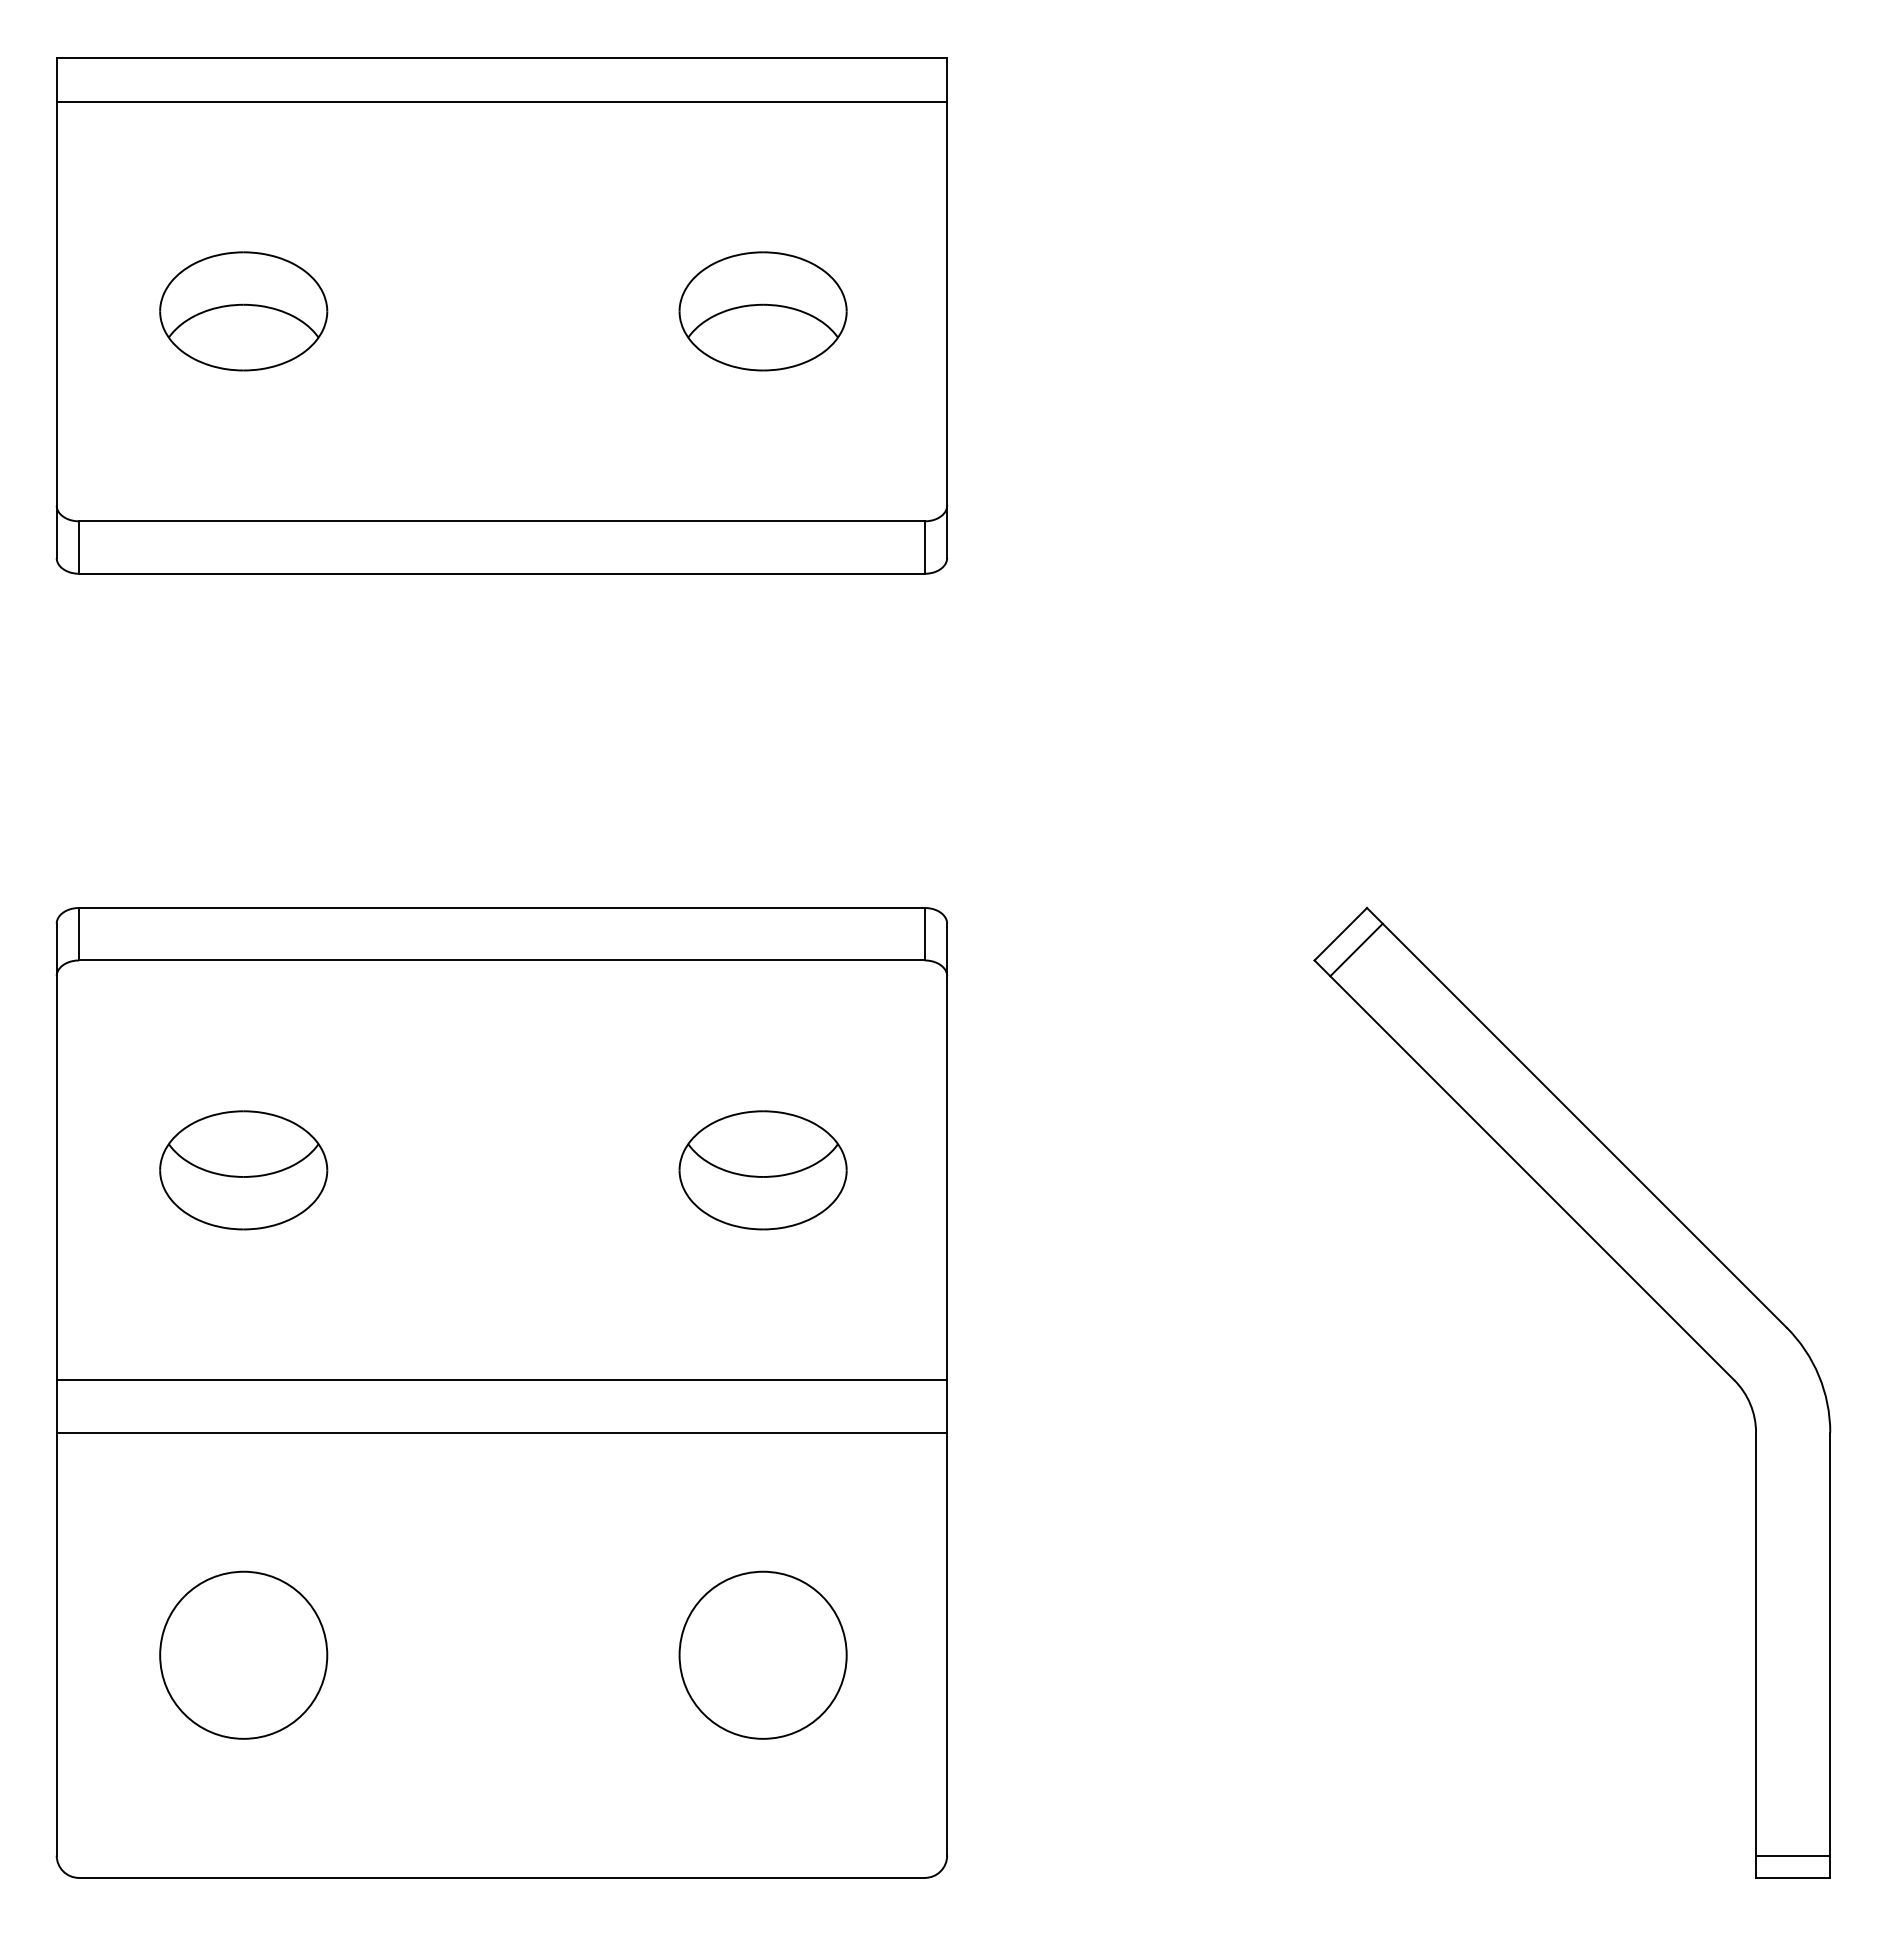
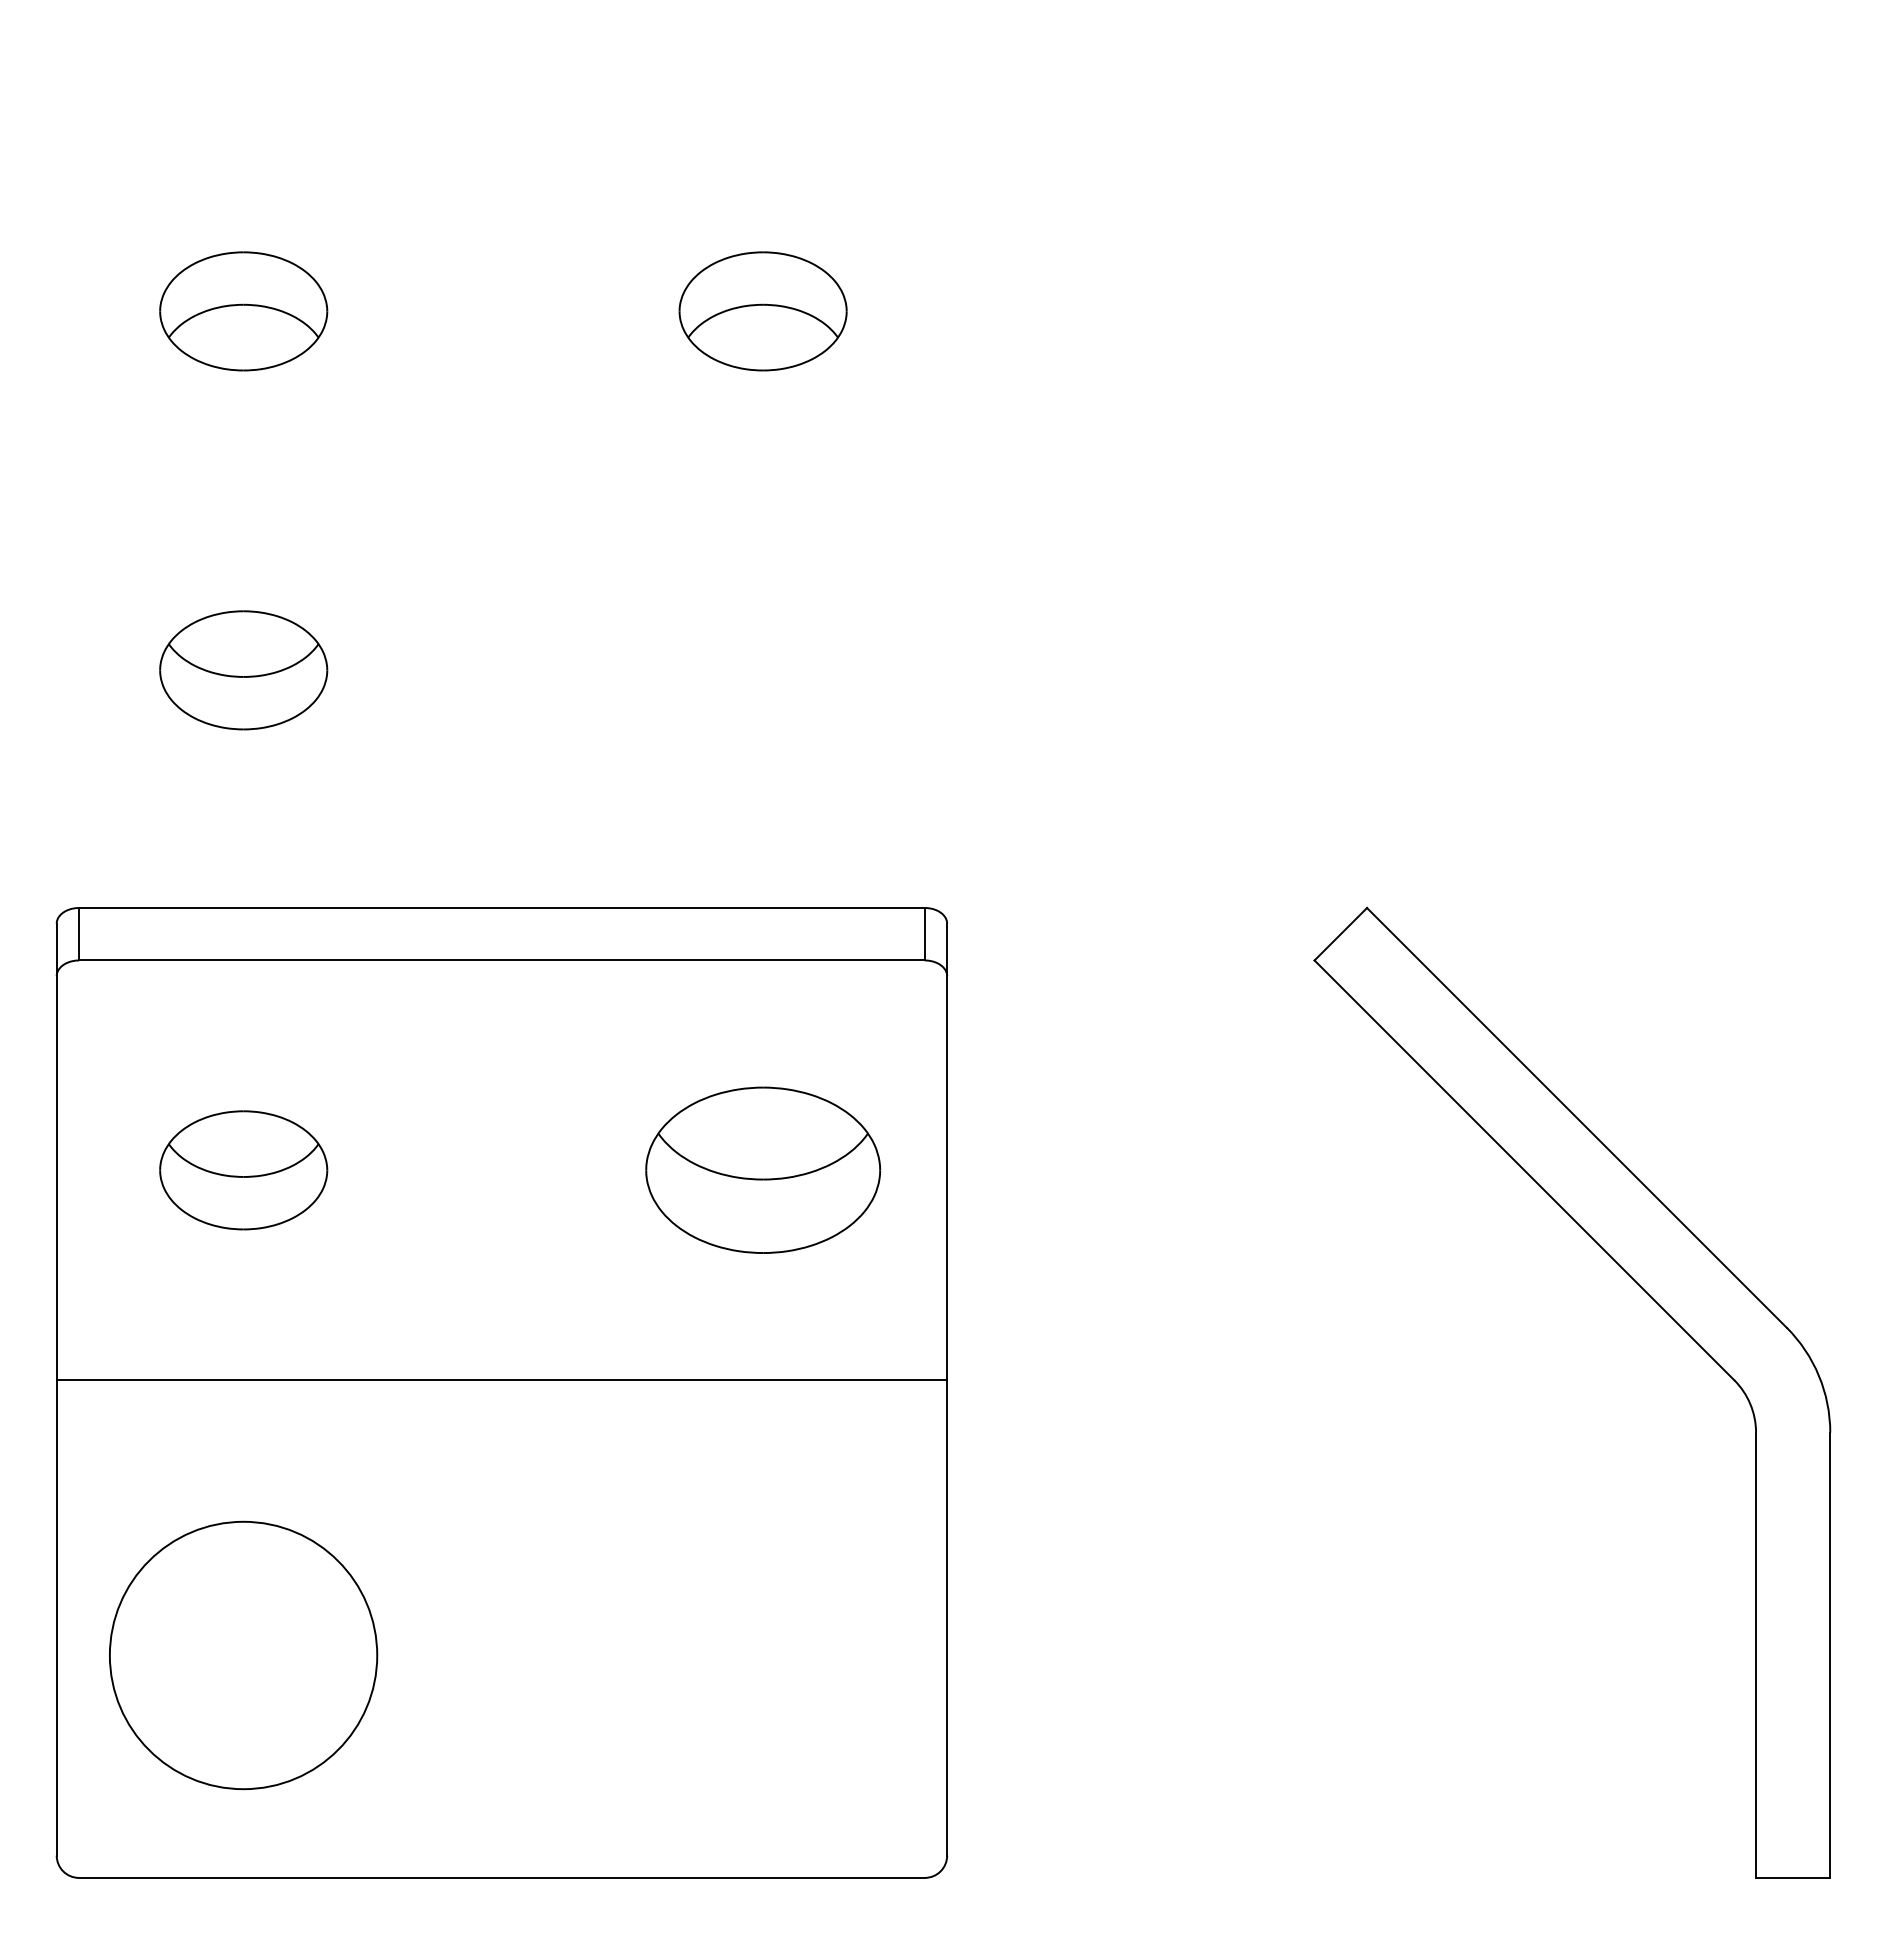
part: present -> none (501, 315)
part: none -> present (243, 670)
line: present -> none (1356, 949)
part size: 170x121 px -> 237x168 px (763, 1169)
line: present -> none (501, 1432)
circle size: 170x170 px -> 270x271 px (243, 1655)
circle: present -> none (762, 1654)
line: present -> none (1793, 1855)
